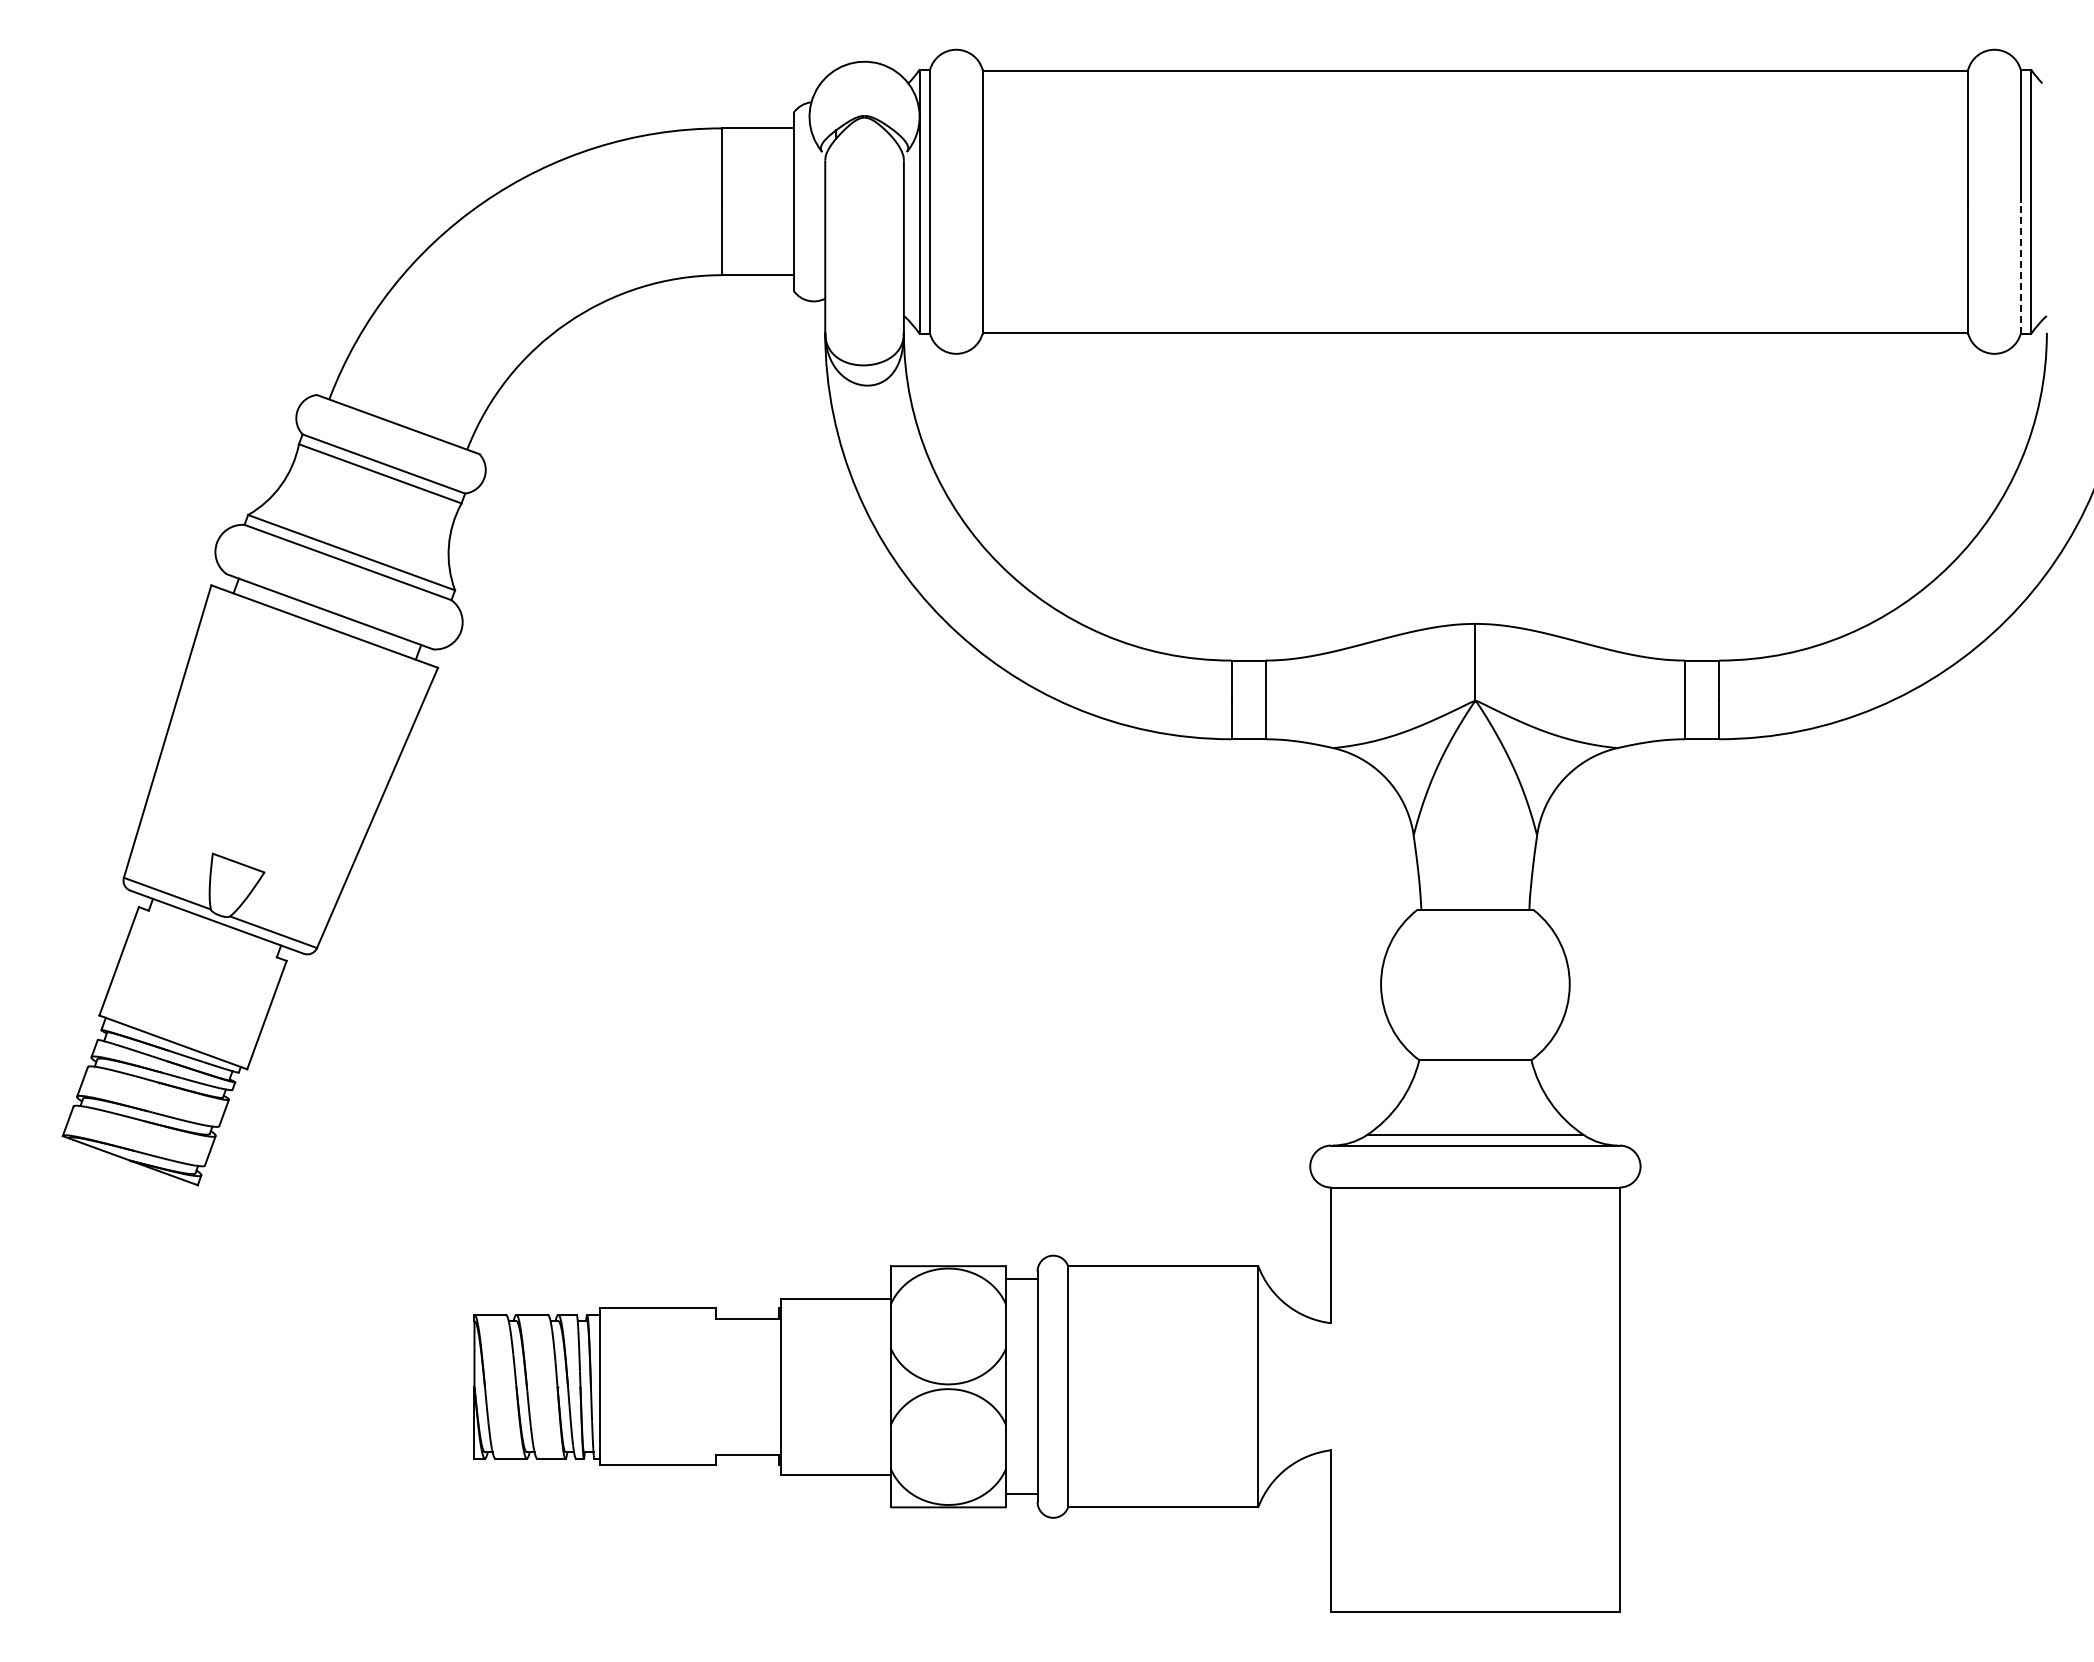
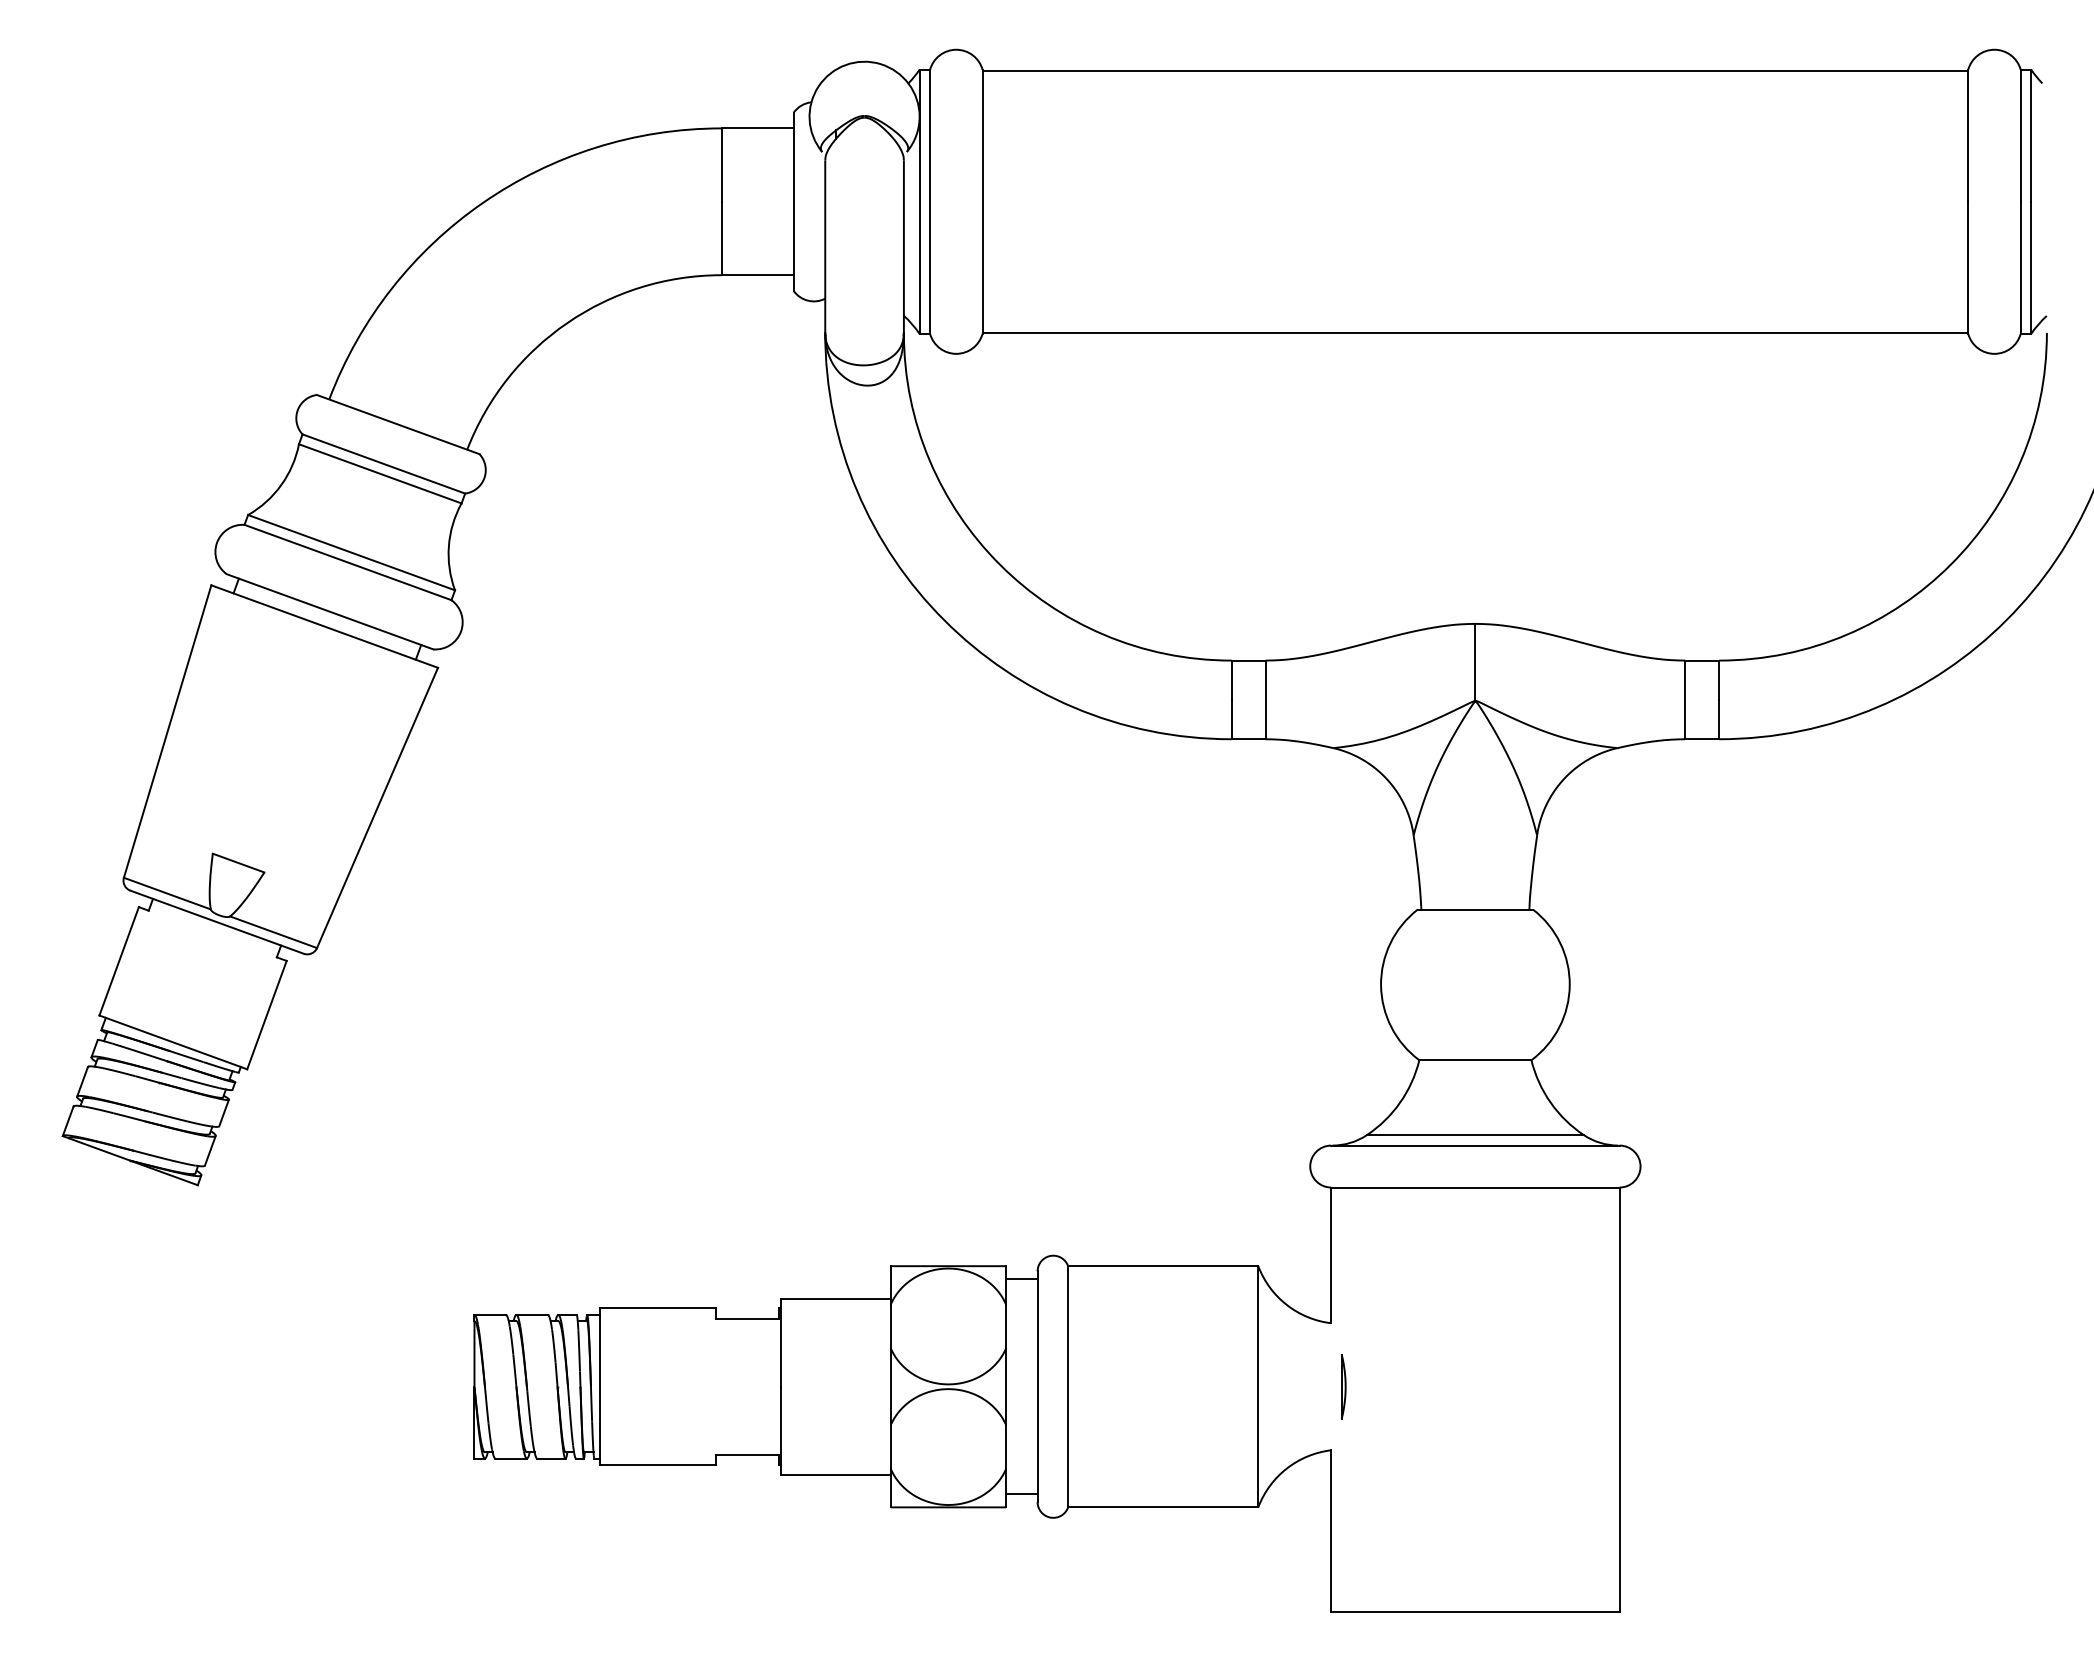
line: dashed -> solid (2020, 267)
part: none -> present (1343, 1386)
